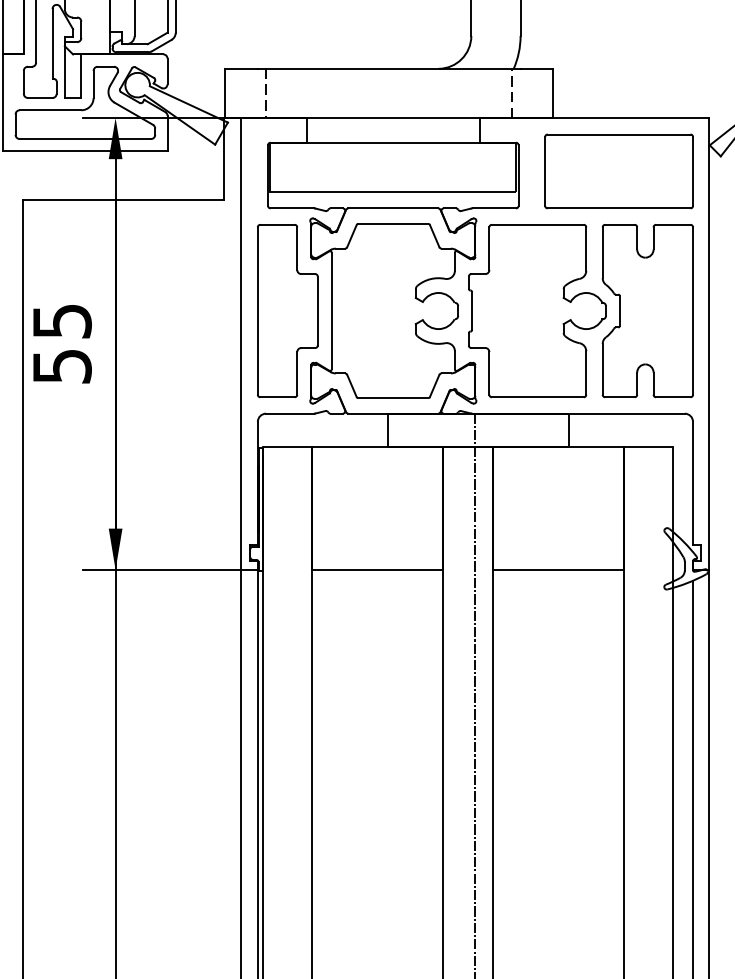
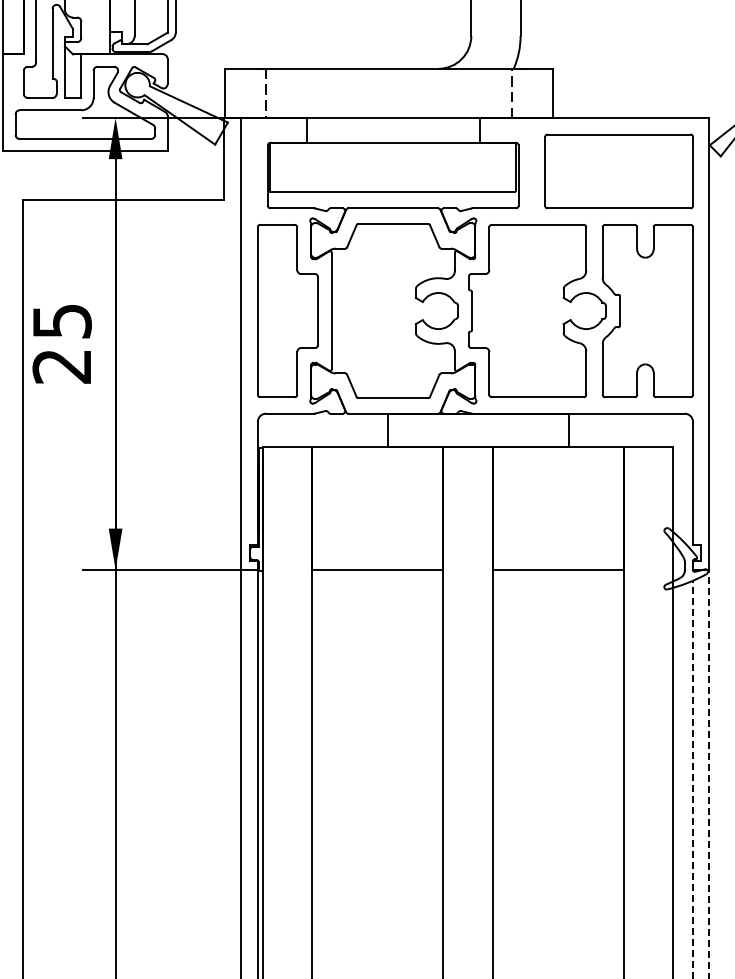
text: 55 -> 25 (61, 366)
line: present -> none (475, 694)
line: solid -> dashed (709, 773)
line: solid -> dashed (693, 779)
